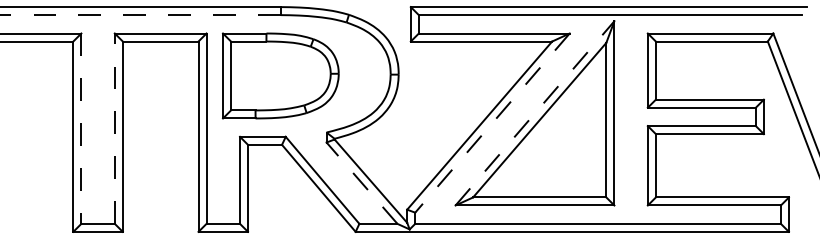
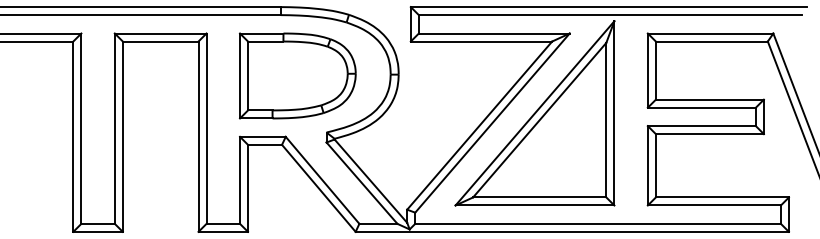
line: dashed -> solid (139, 15)
part position: (280, 75) -> (297, 75) (297, 75)
line: dashed -> solid (534, 113)
line: dashed -> solid (492, 123)
line: dashed -> solid (114, 128)
line: dashed -> solid (81, 129)
line: dashed -> solid (362, 183)
